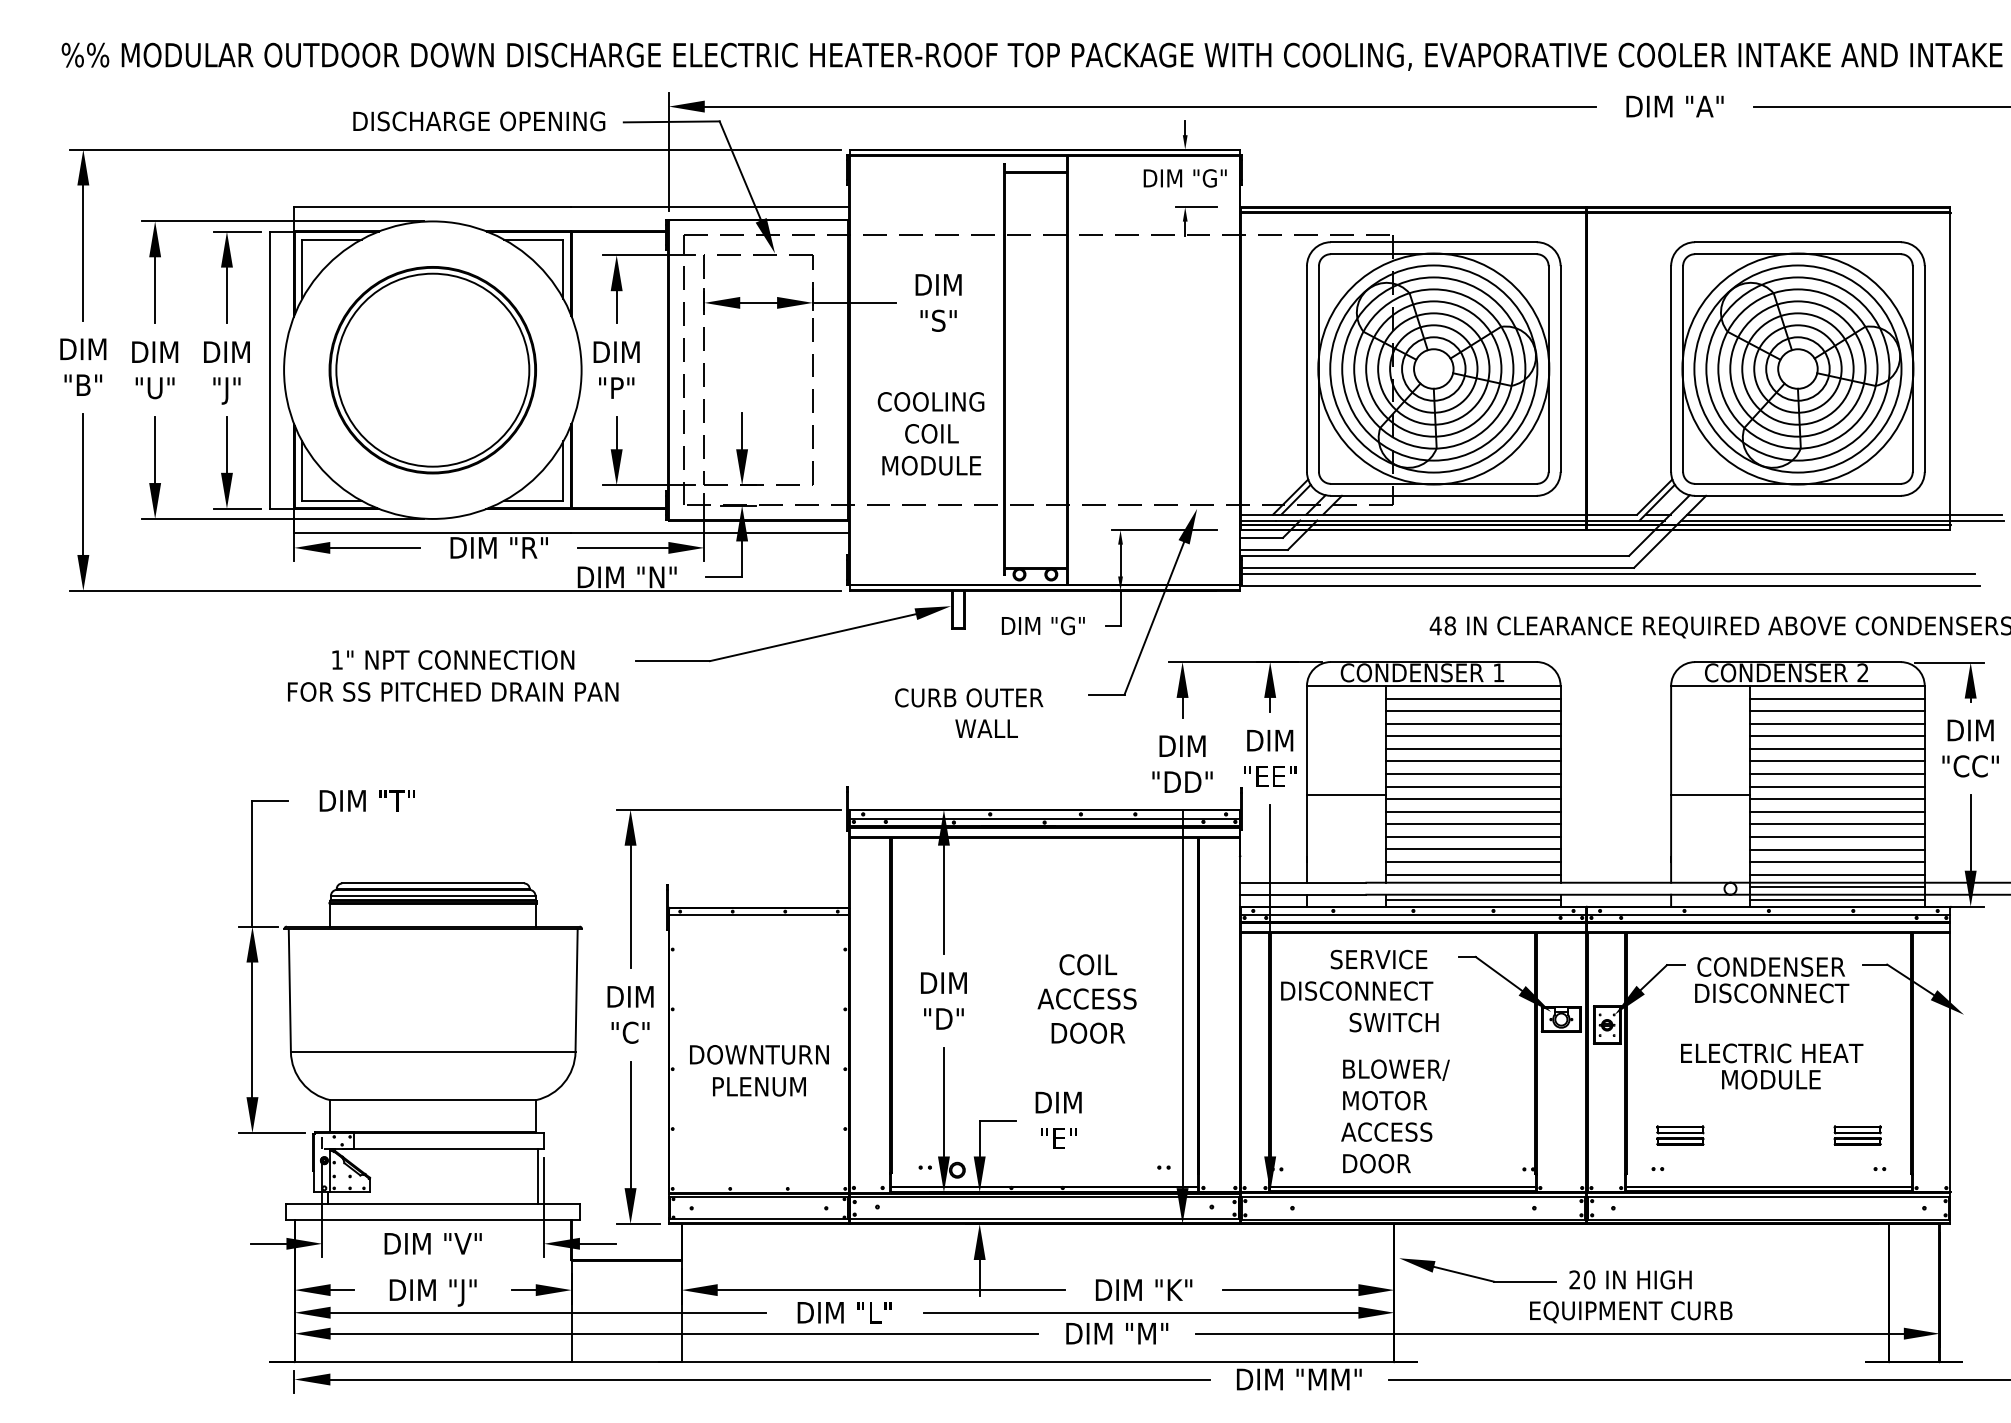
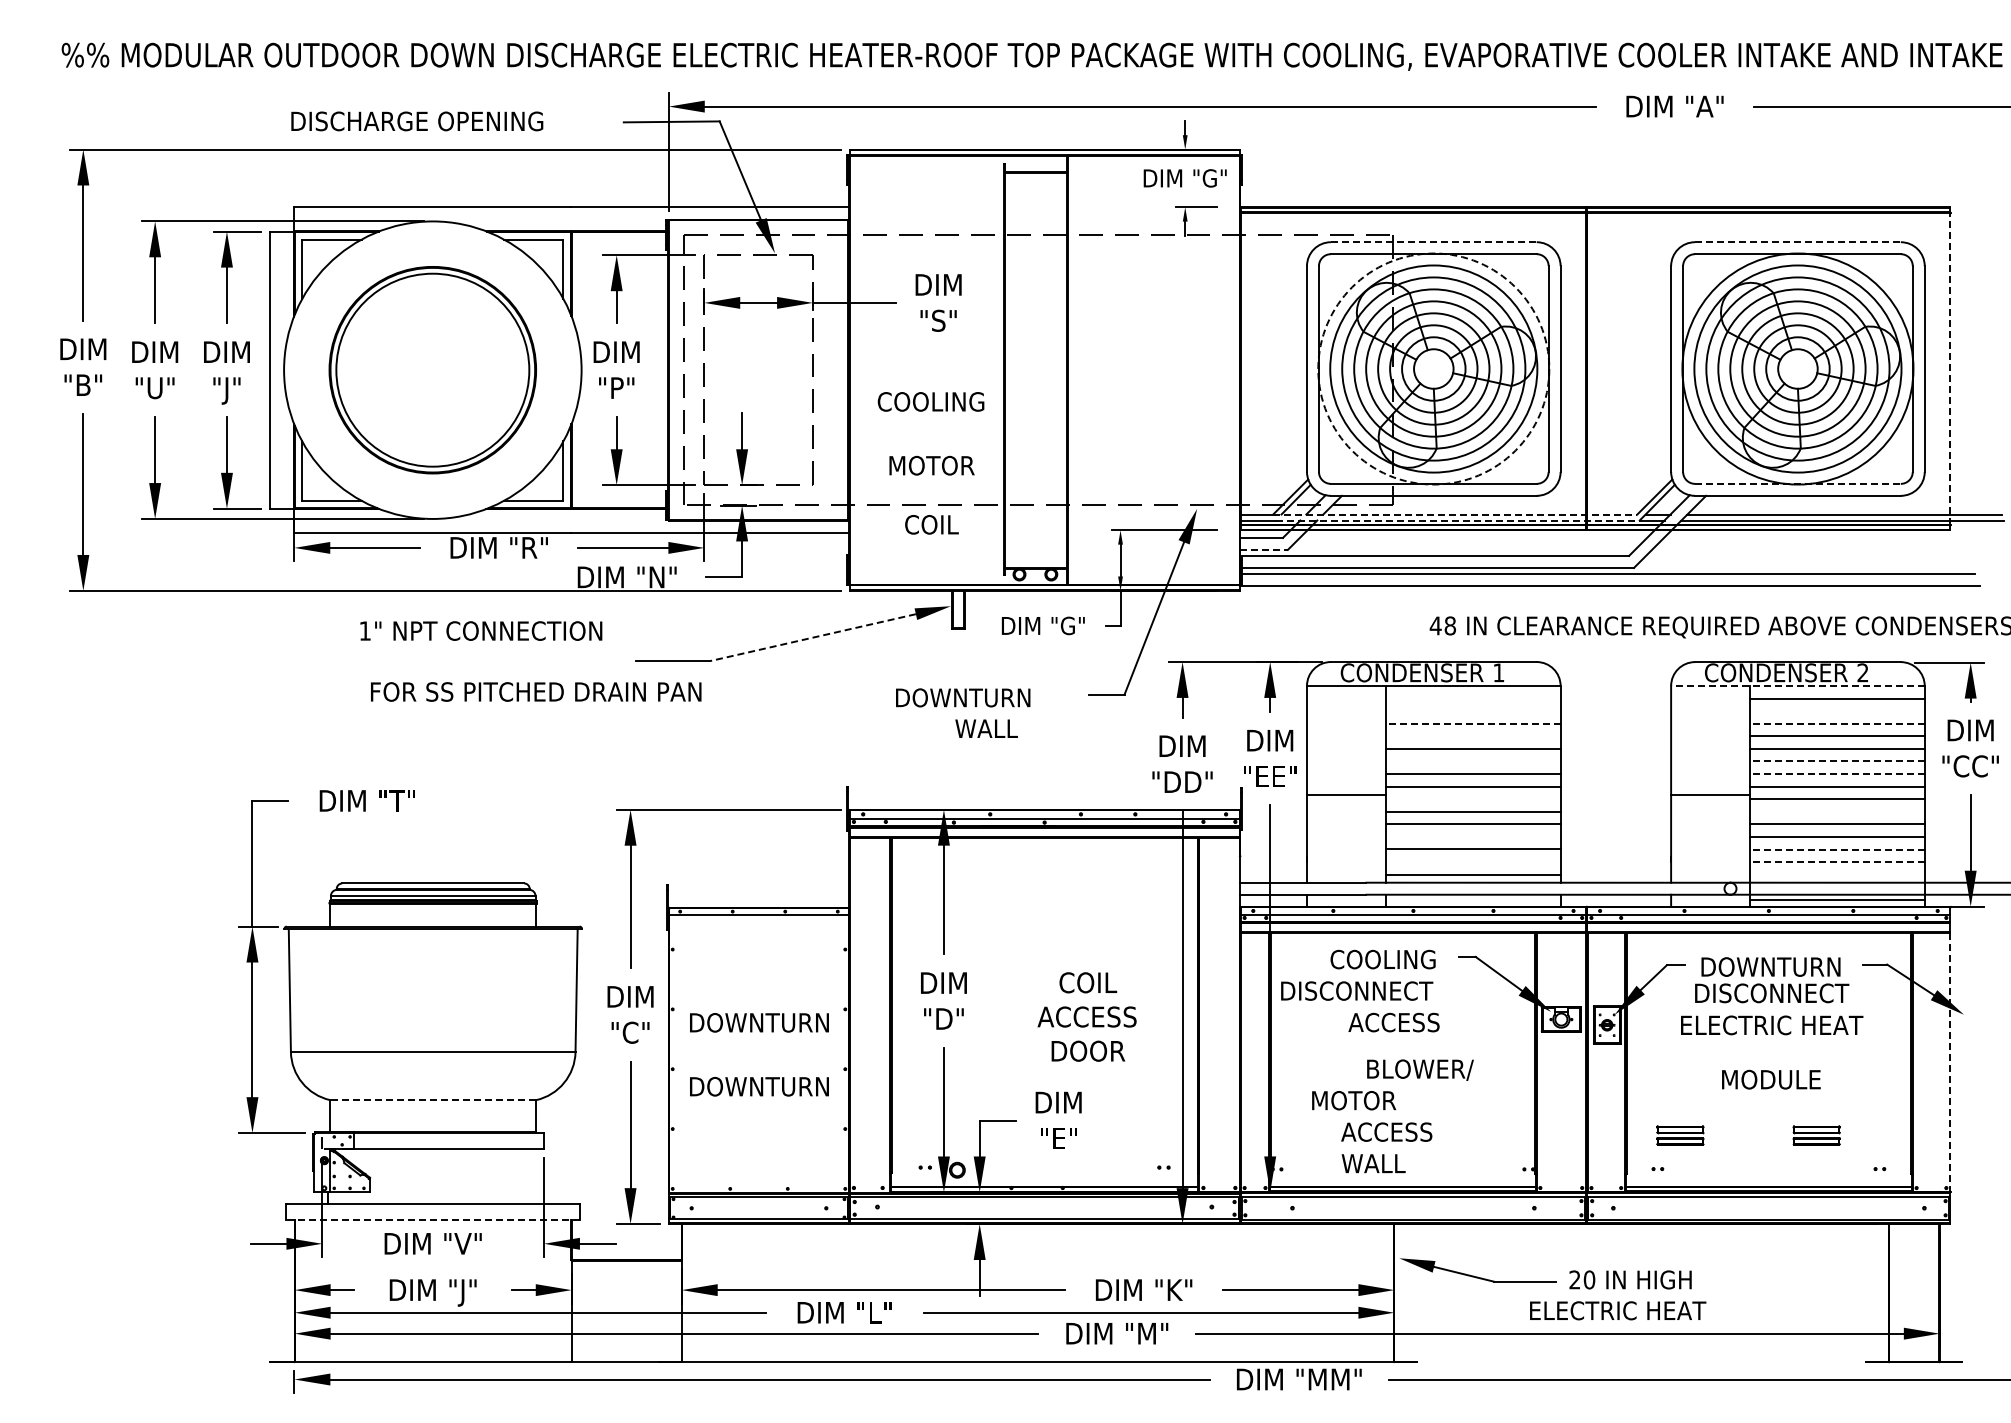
text position: (479, 121) -> (417, 121) (417, 121)
line: solid -> dashed (1433, 242)
line: solid -> dashed (1797, 242)
circle: solid -> dashed (1433, 368)
line: solid -> dashed (1950, 368)
text position: (931, 433) -> (931, 524) (931, 524)
text: MODULE -> MOTOR (931, 465)
line: solid -> dashed (1797, 483)
line: solid -> dashed (1455, 514)
line: solid -> dashed (1458, 520)
line: solid -> dashed (1264, 549)
line: solid -> dashed (812, 637)
text position: (453, 659) -> (481, 630) (481, 630)
line: solid -> dashed (1797, 686)
text position: (453, 691) -> (536, 691) (536, 691)
text: CURB OUTER -> DOWNTURN (969, 697)
line: present -> none (1472, 698)
line: present -> none (1472, 711)
line: present -> none (1836, 711)
line: solid -> dashed (1472, 723)
line: solid -> dashed (1836, 723)
line: present -> none (1472, 736)
line: present -> none (1472, 761)
line: solid -> dashed (1836, 761)
line: solid -> dashed (1836, 774)
line: present -> none (1472, 799)
line: present -> none (1836, 811)
line: present -> none (1472, 836)
line: solid -> dashed (1836, 849)
line: present -> none (1472, 862)
line: solid -> dashed (1836, 862)
line: present -> none (1836, 874)
line: present -> none (1836, 887)
line: present -> none (1472, 899)
text: SERVICE -> COOLING (1382, 959)
text: CONDENSER -> DOWNTURN (1771, 966)
text position: (1086, 998) -> (1086, 1016) (1086, 1016)
text: SWITCH -> ACCESS (1393, 1022)
text position: (1772, 1053) -> (1772, 1025) (1772, 1025)
text position: (759, 1054) -> (759, 1022) (759, 1022)
line: solid -> dashed (1950, 1062)
text position: (1396, 1069) -> (1420, 1069) (1420, 1069)
text: PLENUM -> DOWNTURN (759, 1086)
line: solid -> dashed (433, 1100)
text position: (1385, 1100) -> (1354, 1100) (1354, 1100)
part position: (1857, 1135) -> (1816, 1135) (1816, 1135)
text: DOOR -> WALL (1375, 1163)
line: present -> none (538, 1176)
line: solid -> dashed (433, 1219)
text: EQUIPMENT CURB -> ELECTRIC HEAT (1637, 1312)
